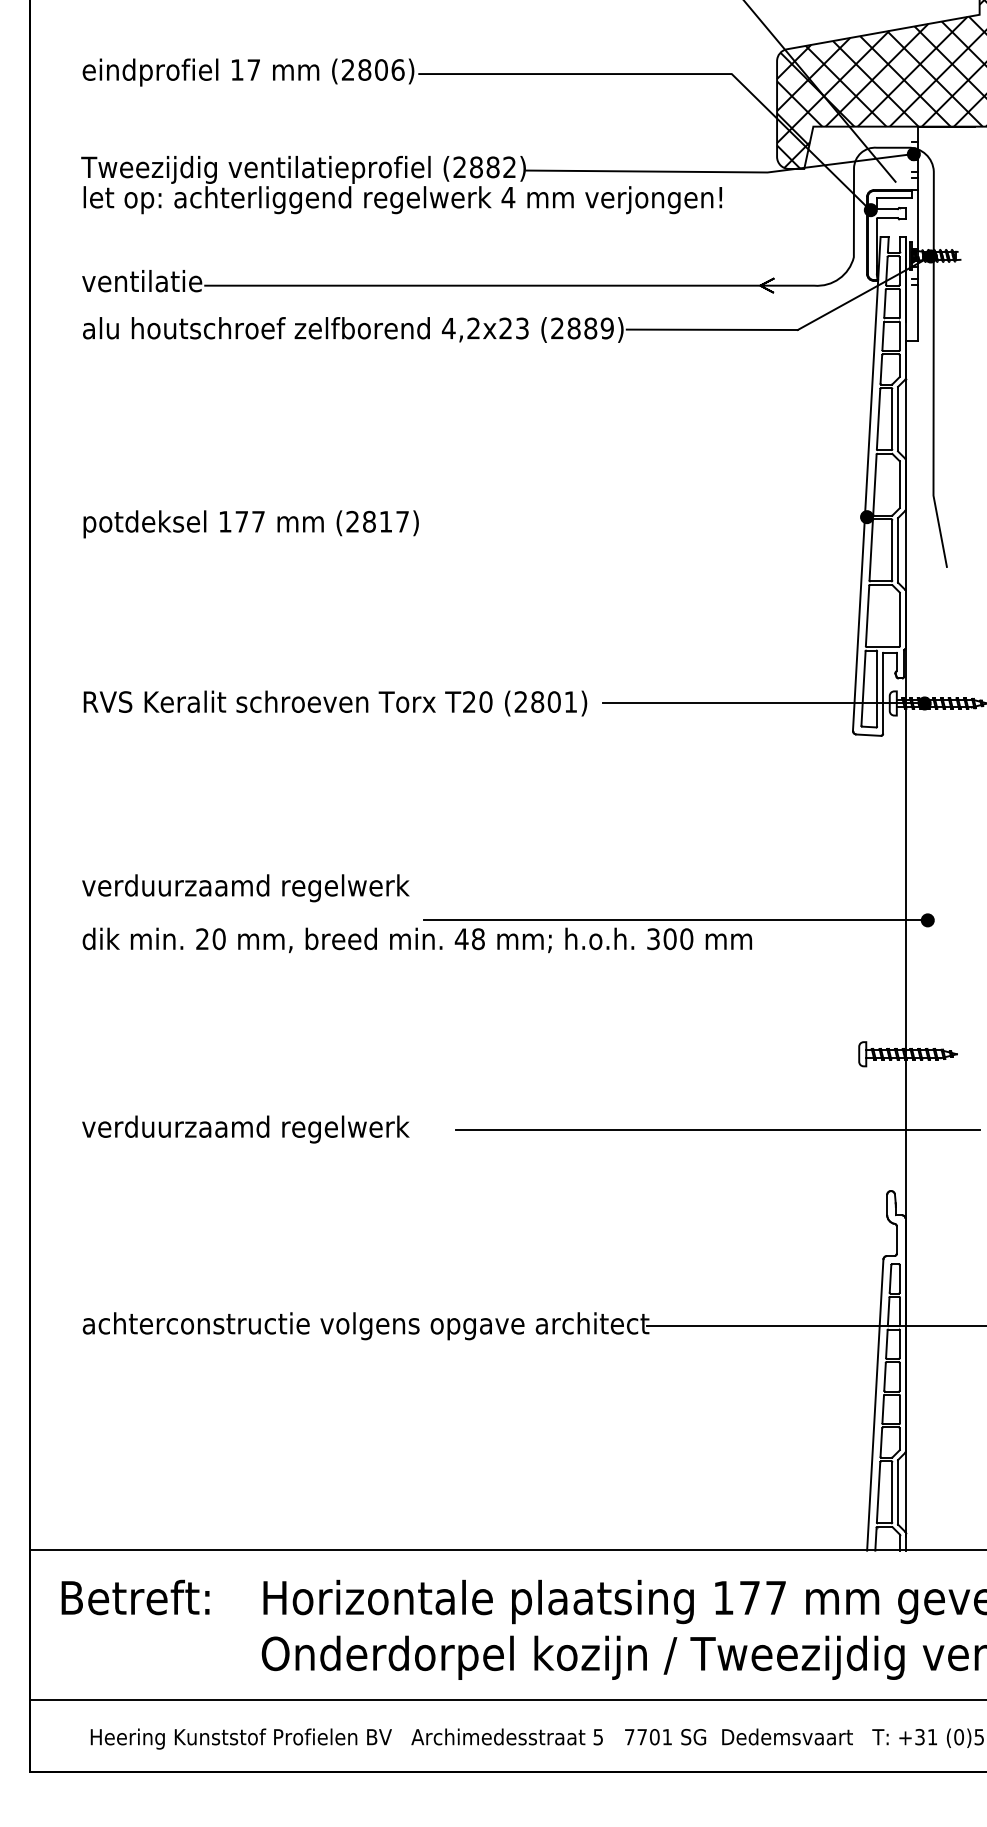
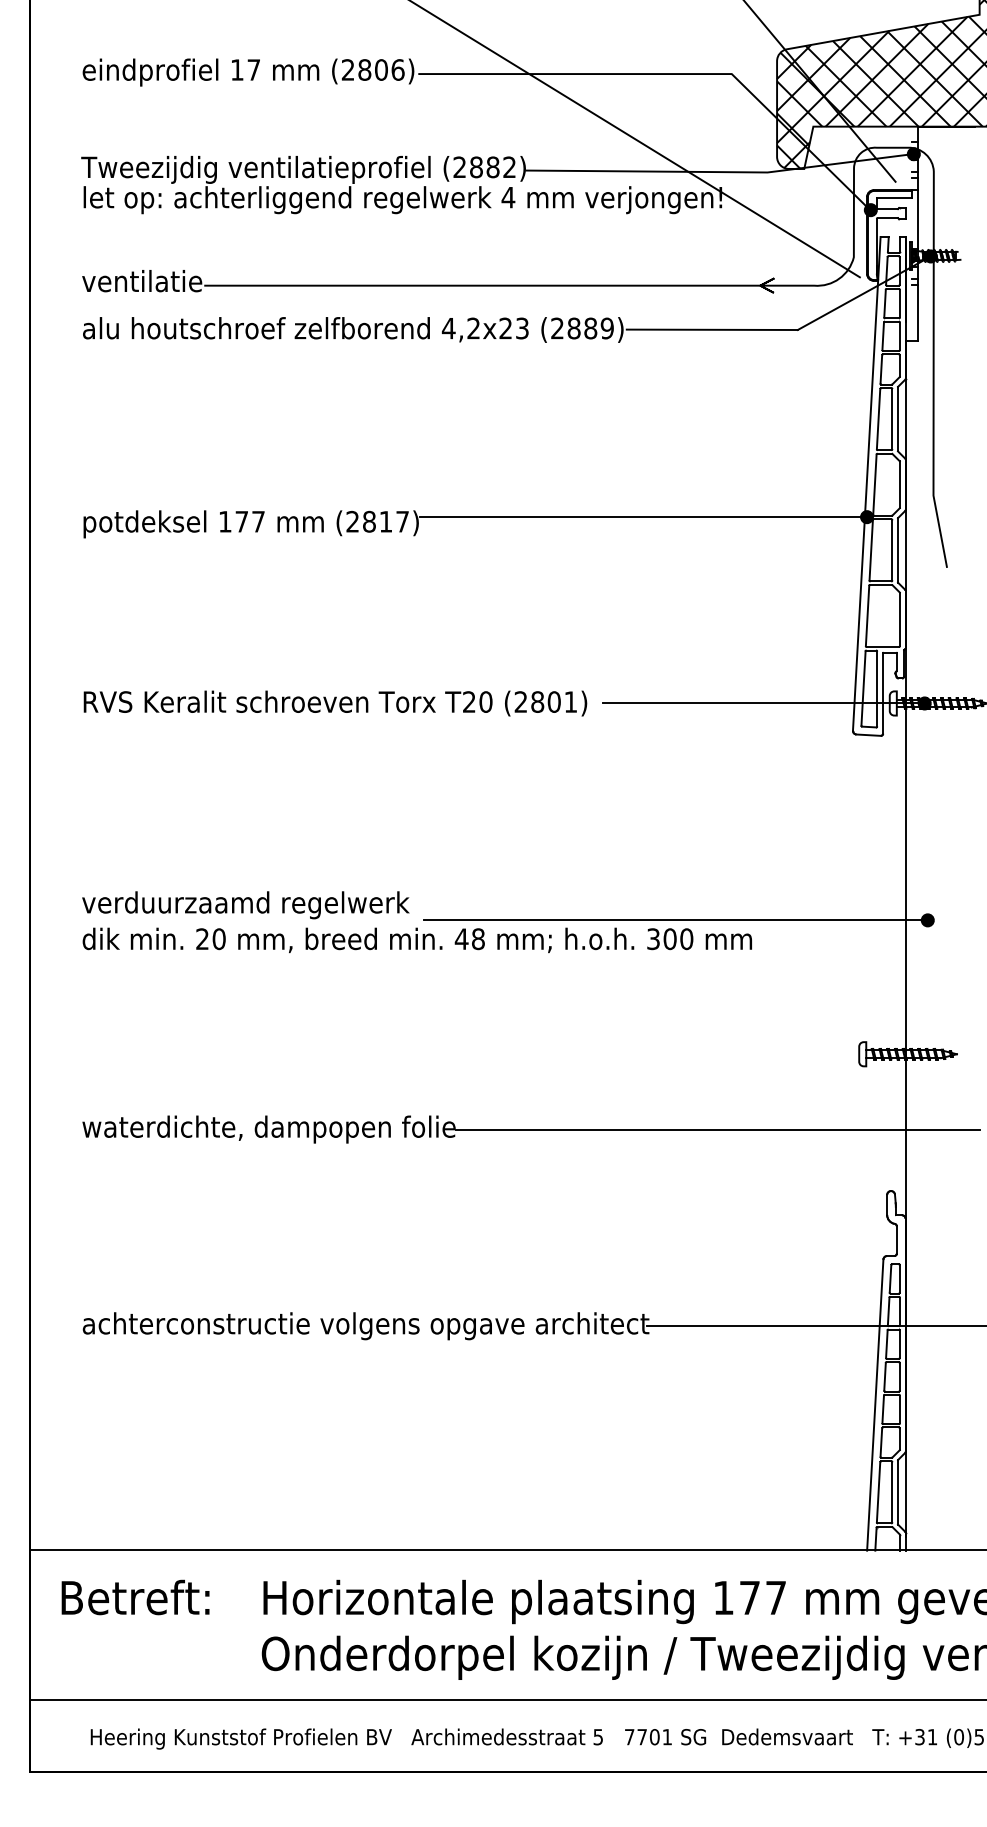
line: none -> present (635, 139)
line: none -> present (643, 517)
text position: (245, 888) -> (245, 905) (245, 905)
text: verduurzaamd regelwerk -> waterdichte, dampopen folie (268, 1129)
